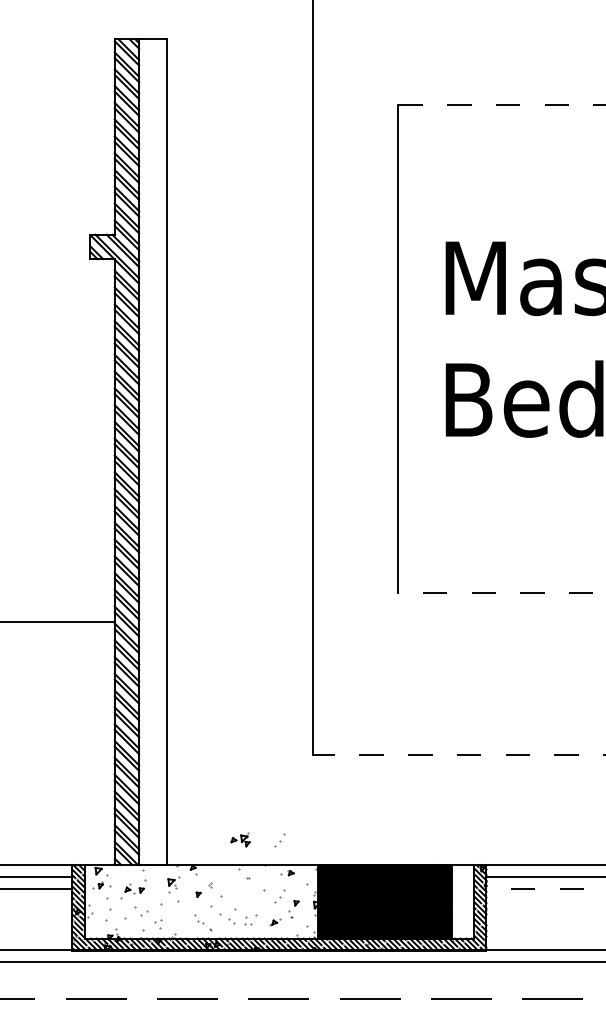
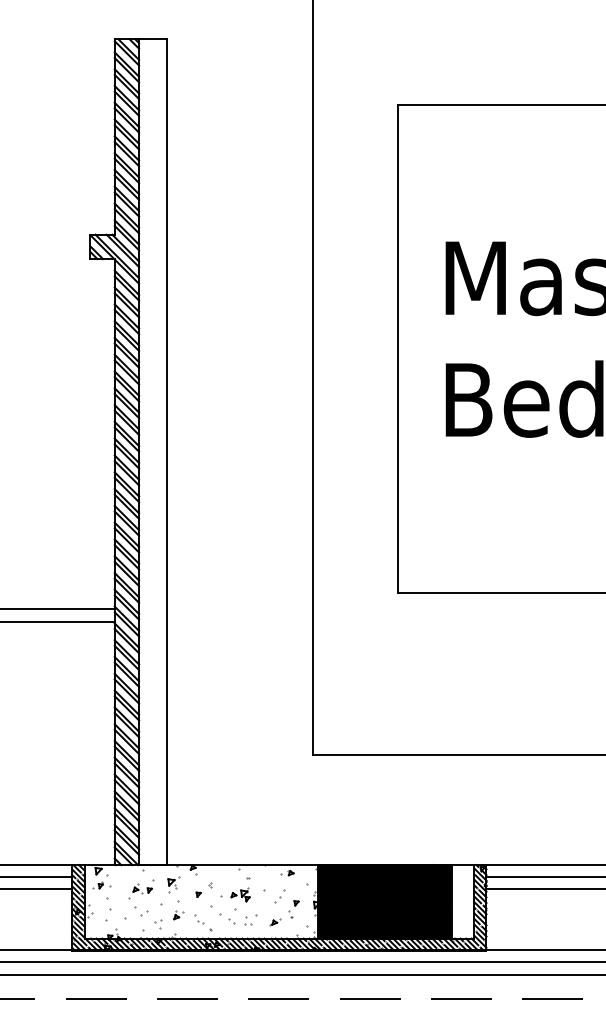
line: dashed -> solid (502, 105)
line: dashed -> solid (501, 592)
line: none -> present (58, 609)
line: dashed -> solid (458, 755)
part position: (240, 839) -> (240, 894) (240, 894)
part: present -> none (279, 840)
part position: (133, 889) -> (141, 889) (141, 889)
line: dashed -> solid (545, 889)
part: none -> present (178, 915)
line: none -> present (302, 974)
